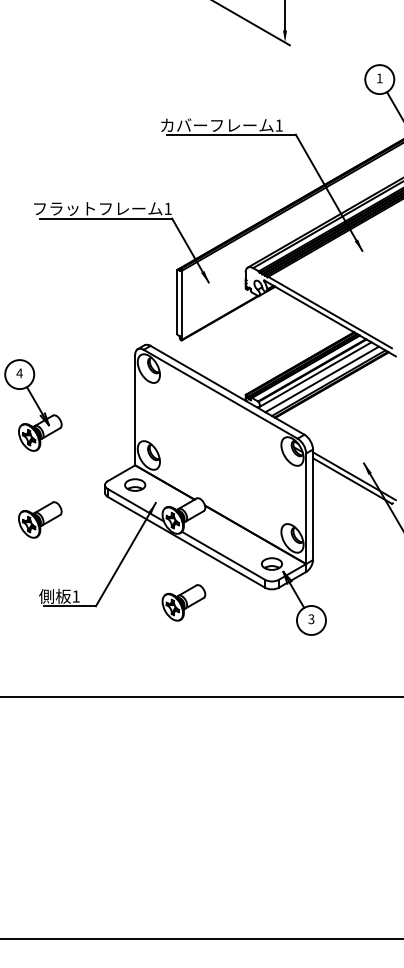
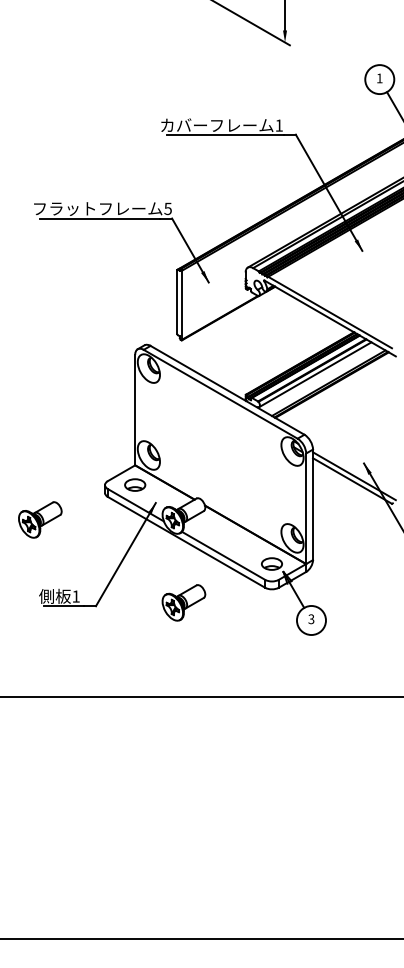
text: 1 -> 5 (167, 208)
line: present -> none (321, 379)
part: present -> none (33, 405)
